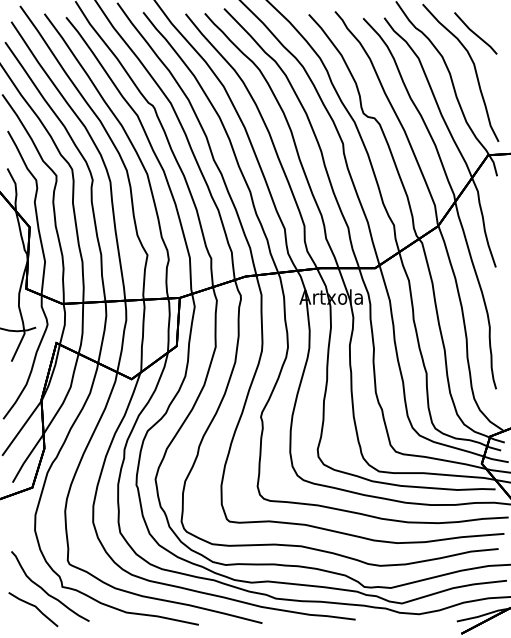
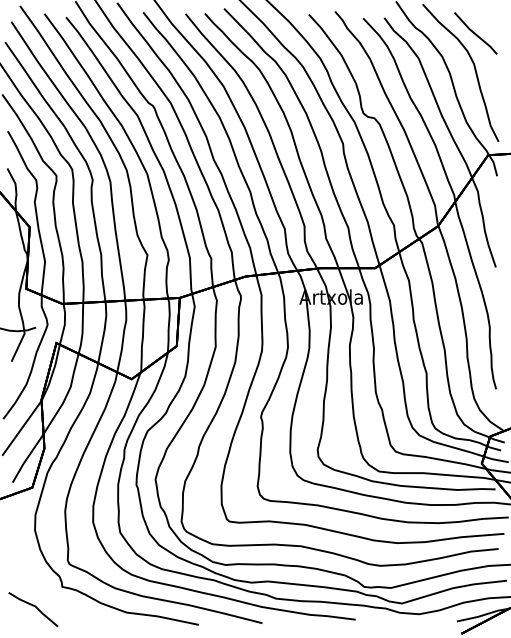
curve: present -> none (45, 590)
